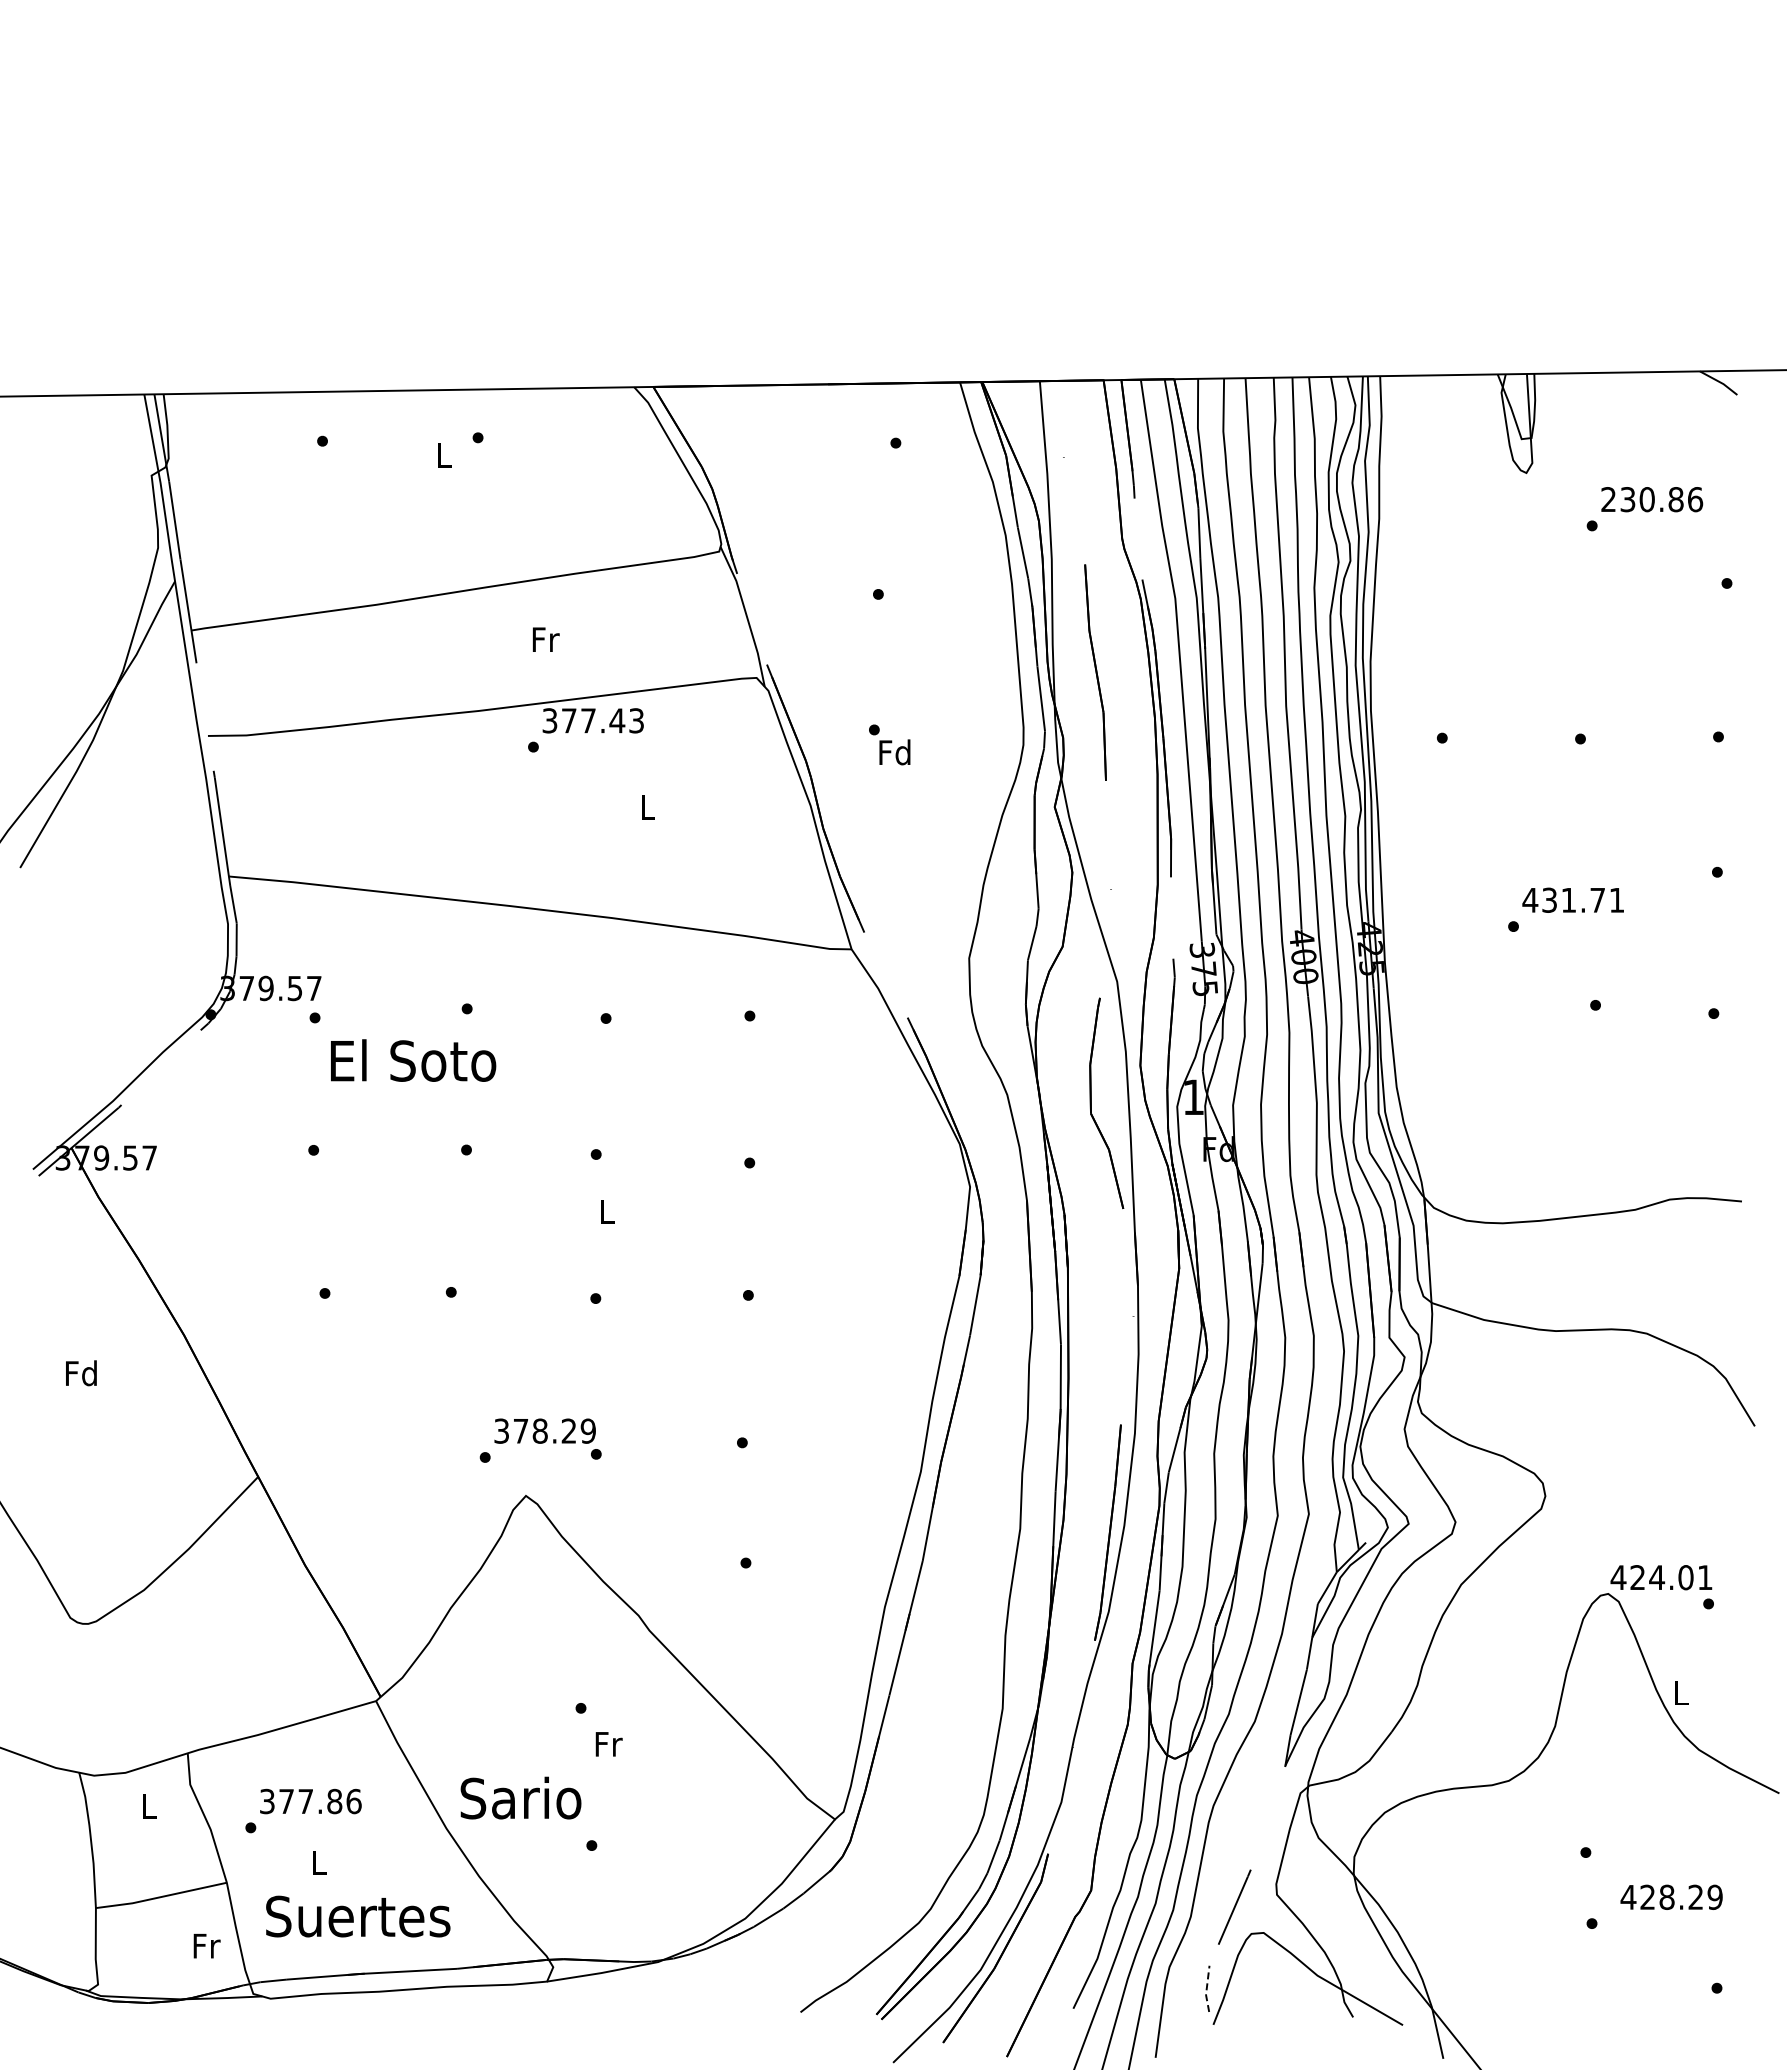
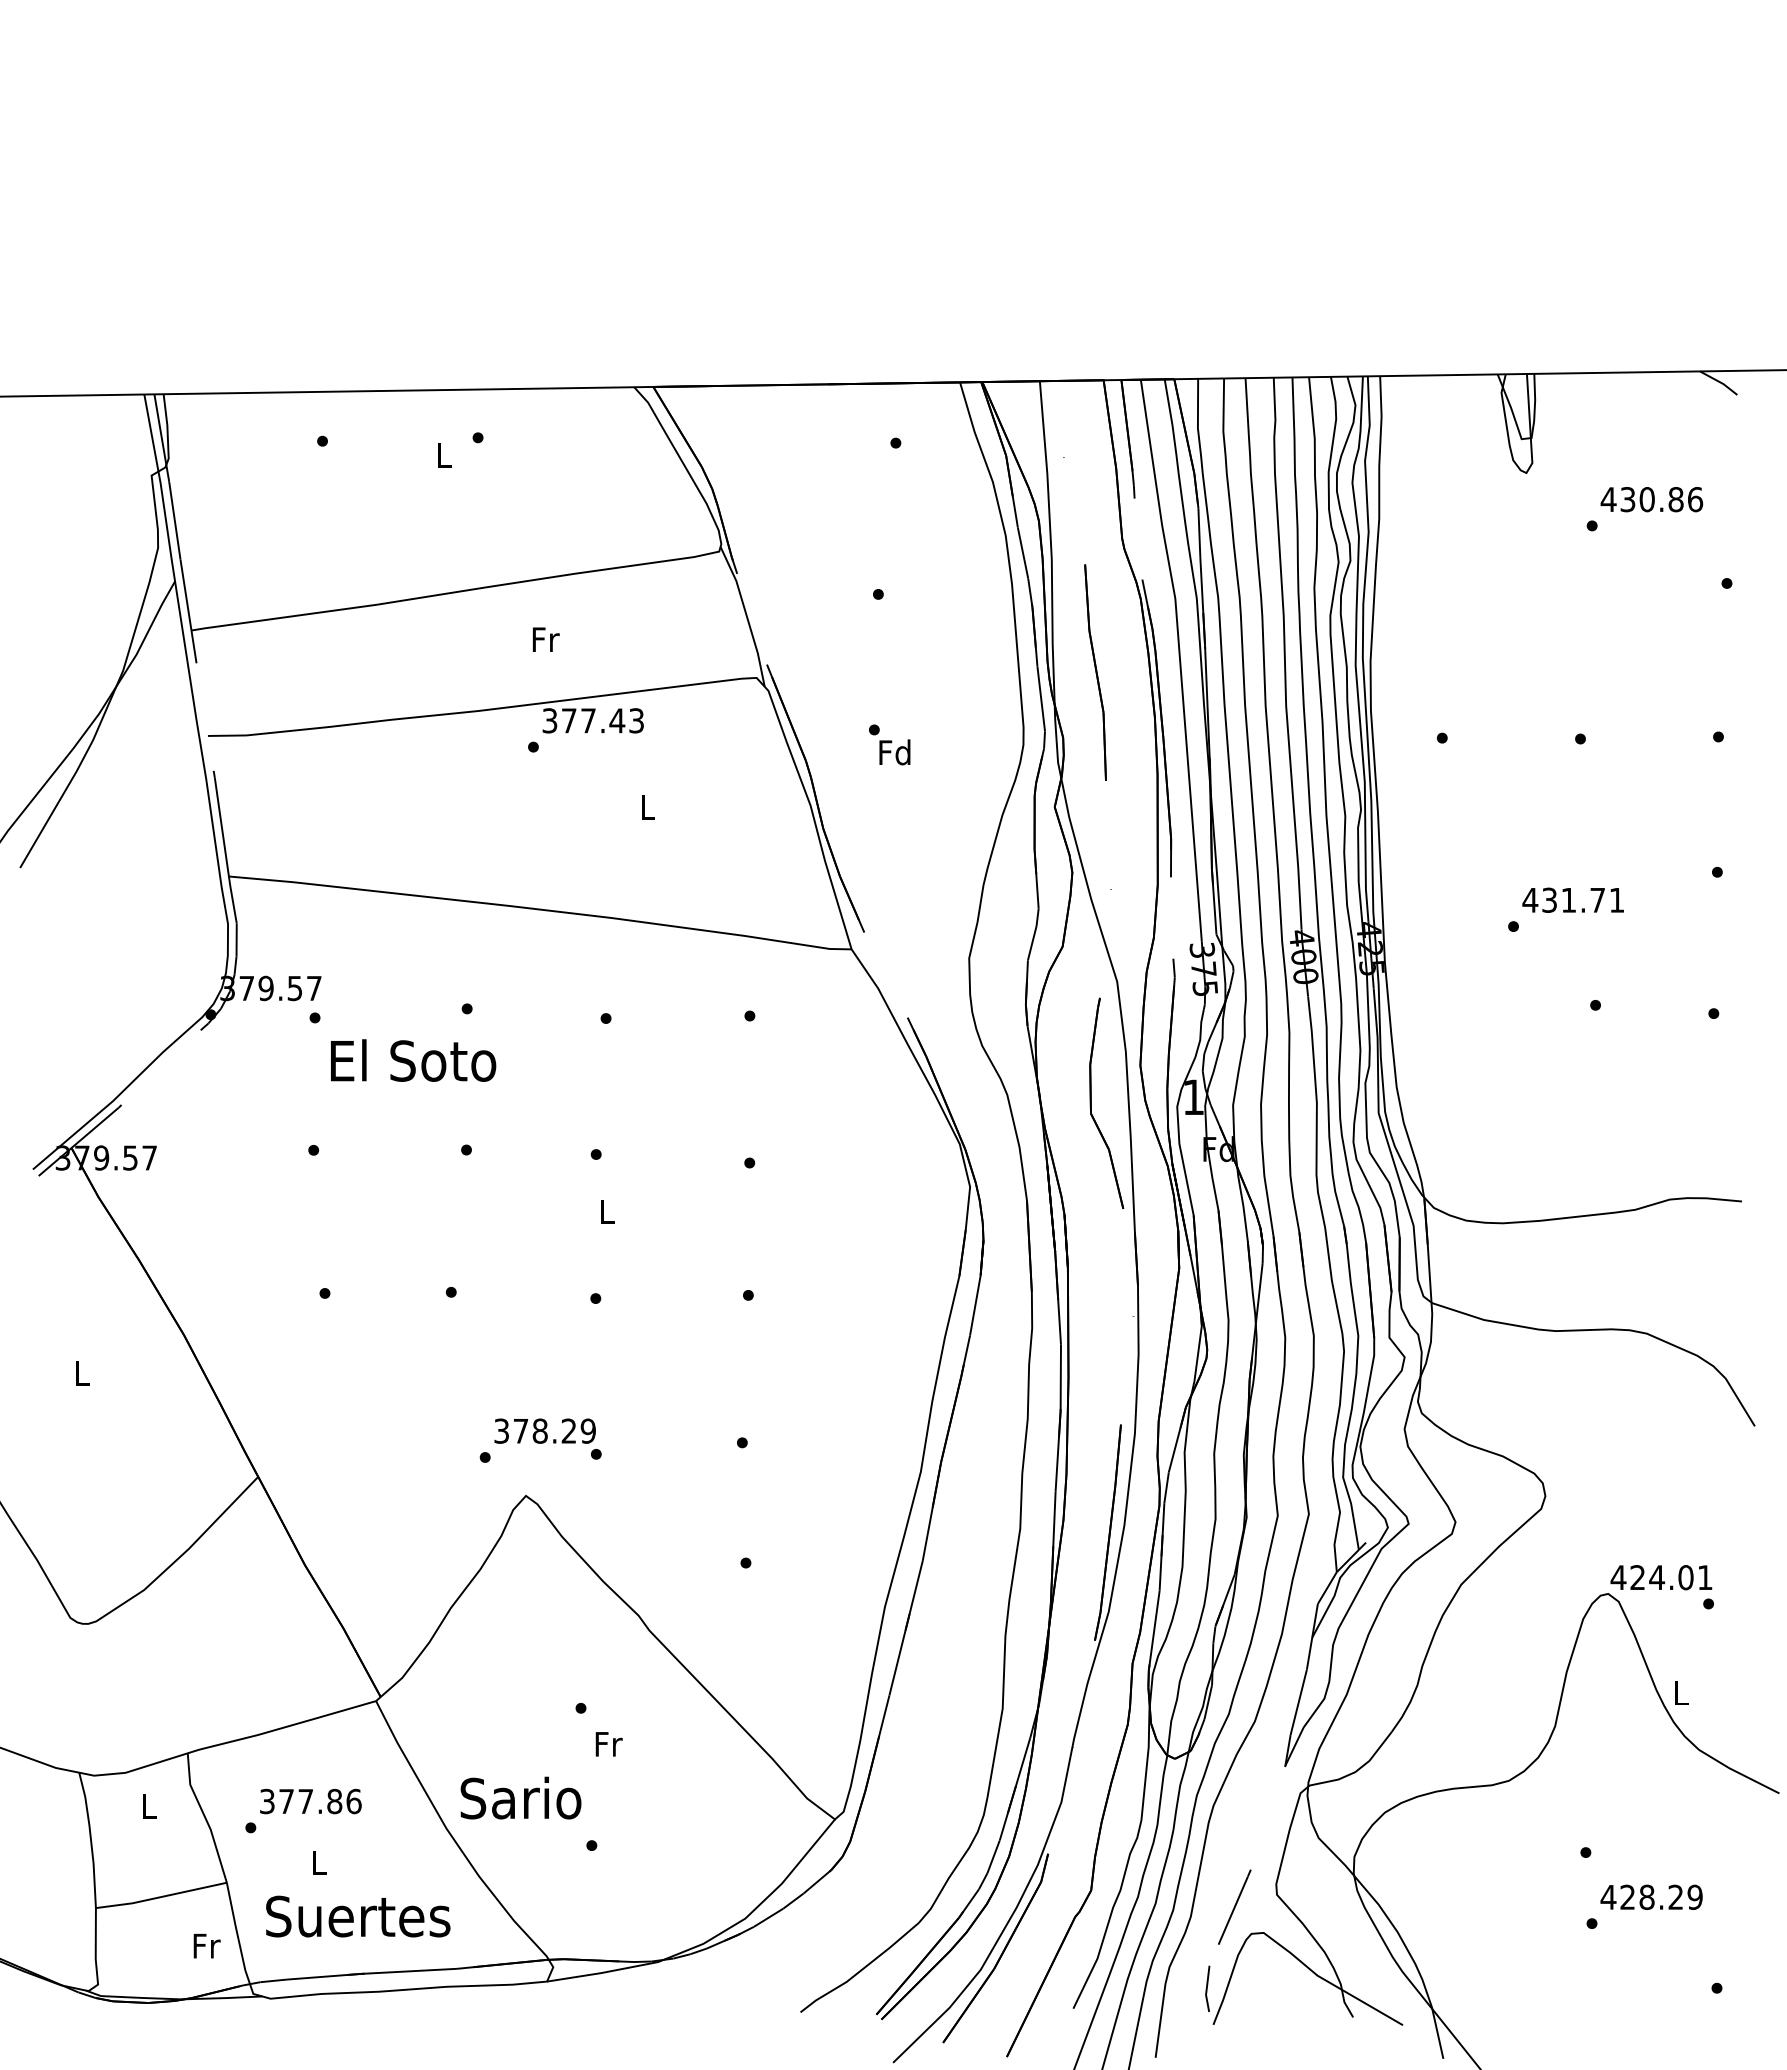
text: 230.86 -> 430.86 (1608, 499)
text: Fd -> L (81, 1373)
text position: (1671, 1896) -> (1651, 1896) (1651, 1896)
line: dashed -> solid (1206, 1989)
